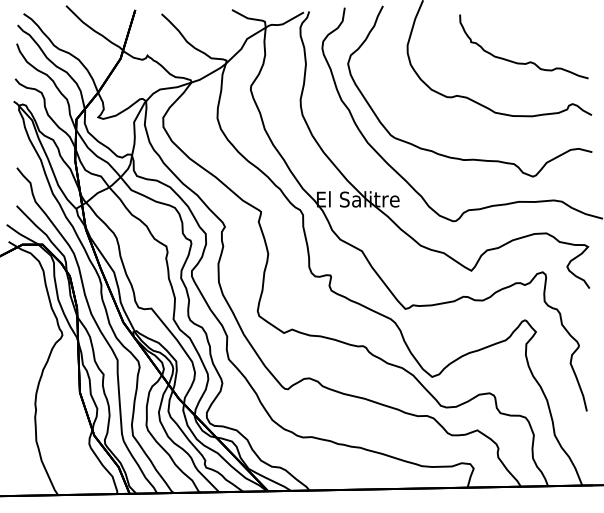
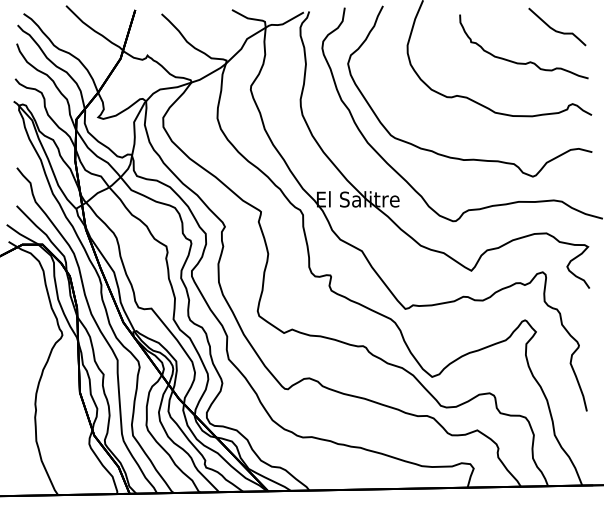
part: none -> present (557, 26)
